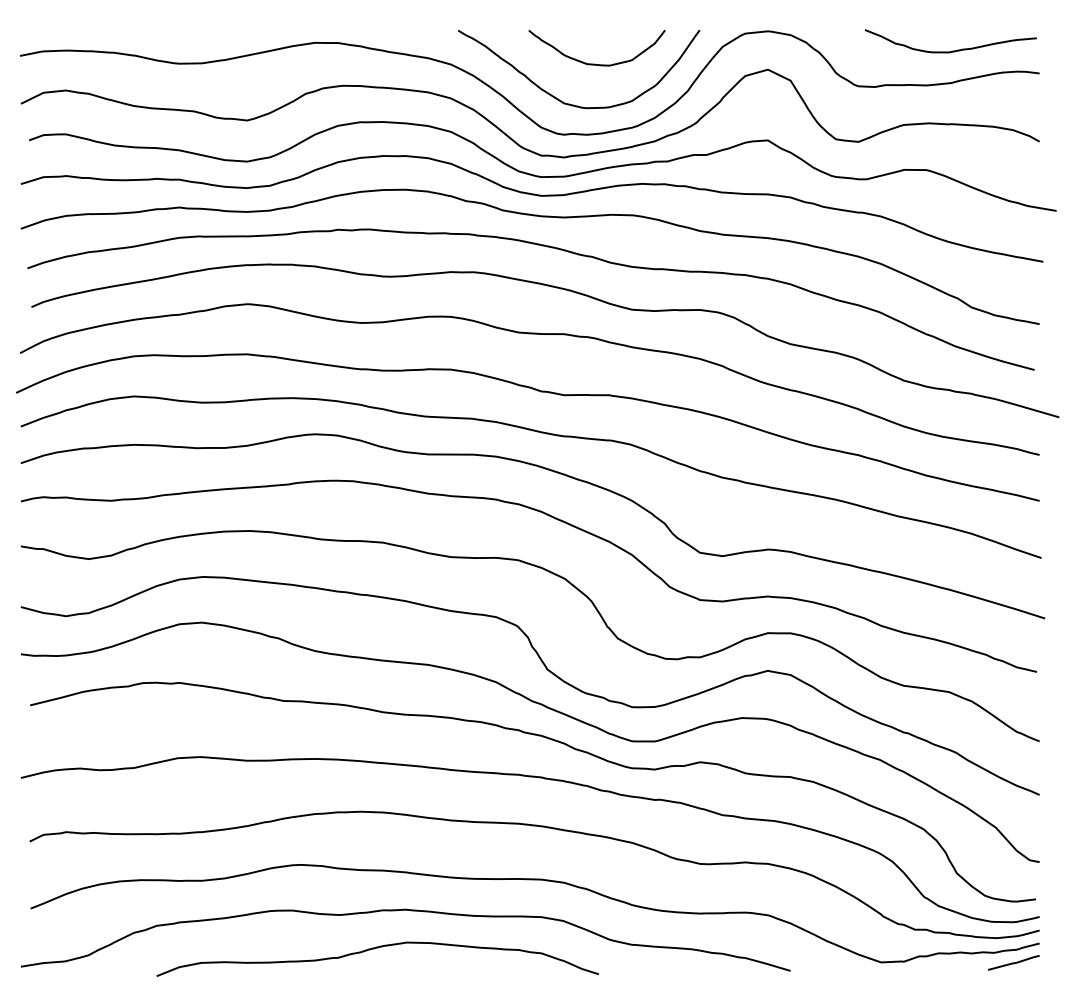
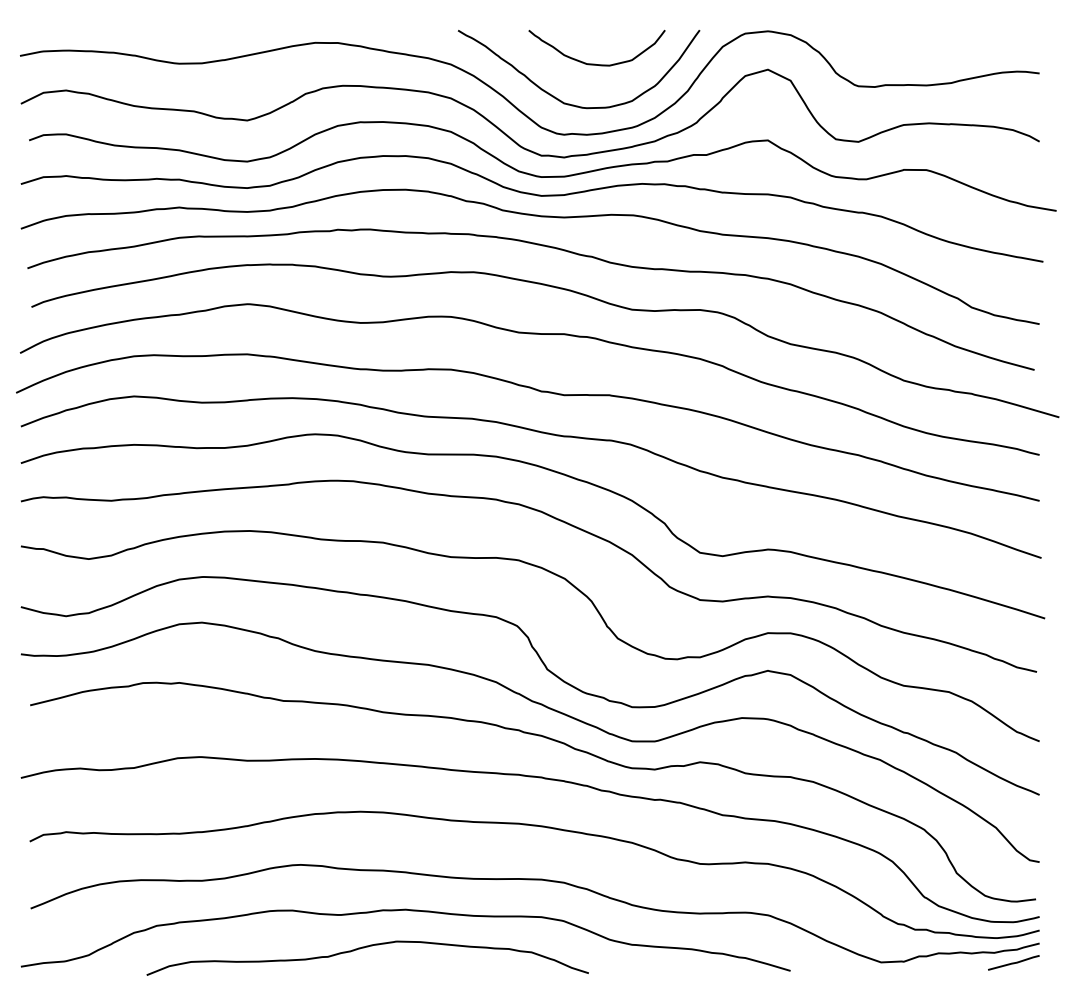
curve: present -> none (952, 50)
curve position: (374, 949) -> (364, 948) (364, 948)
